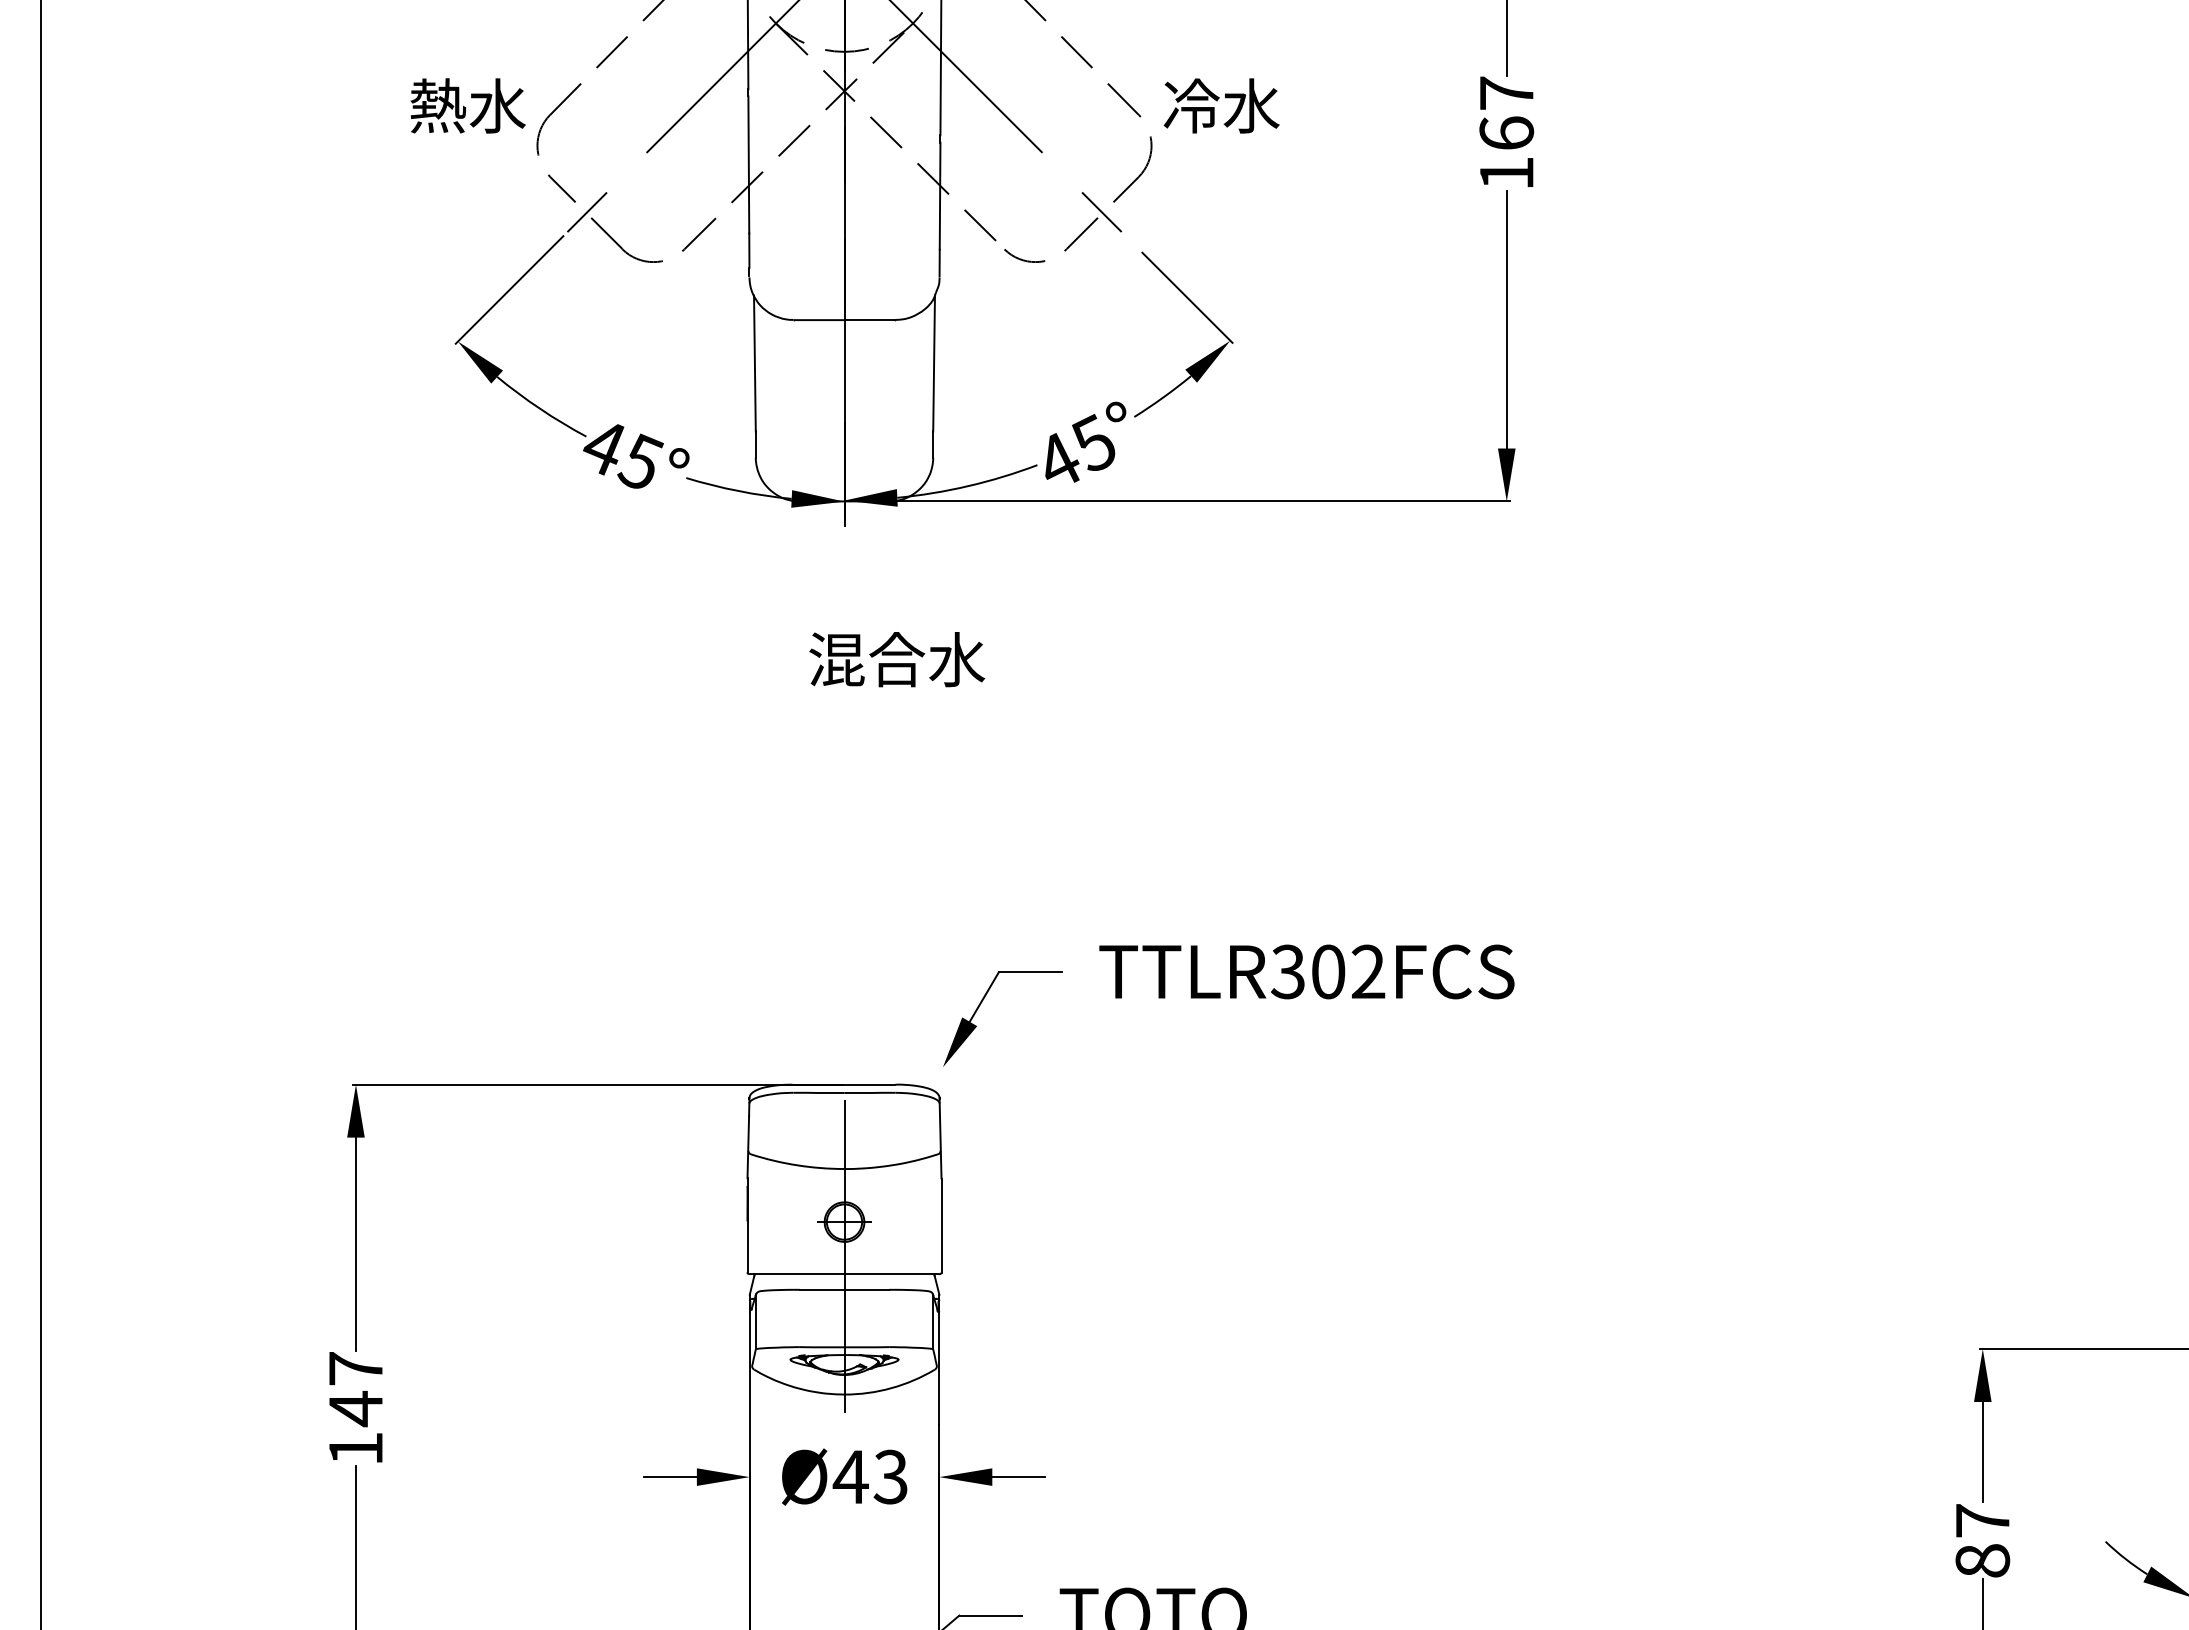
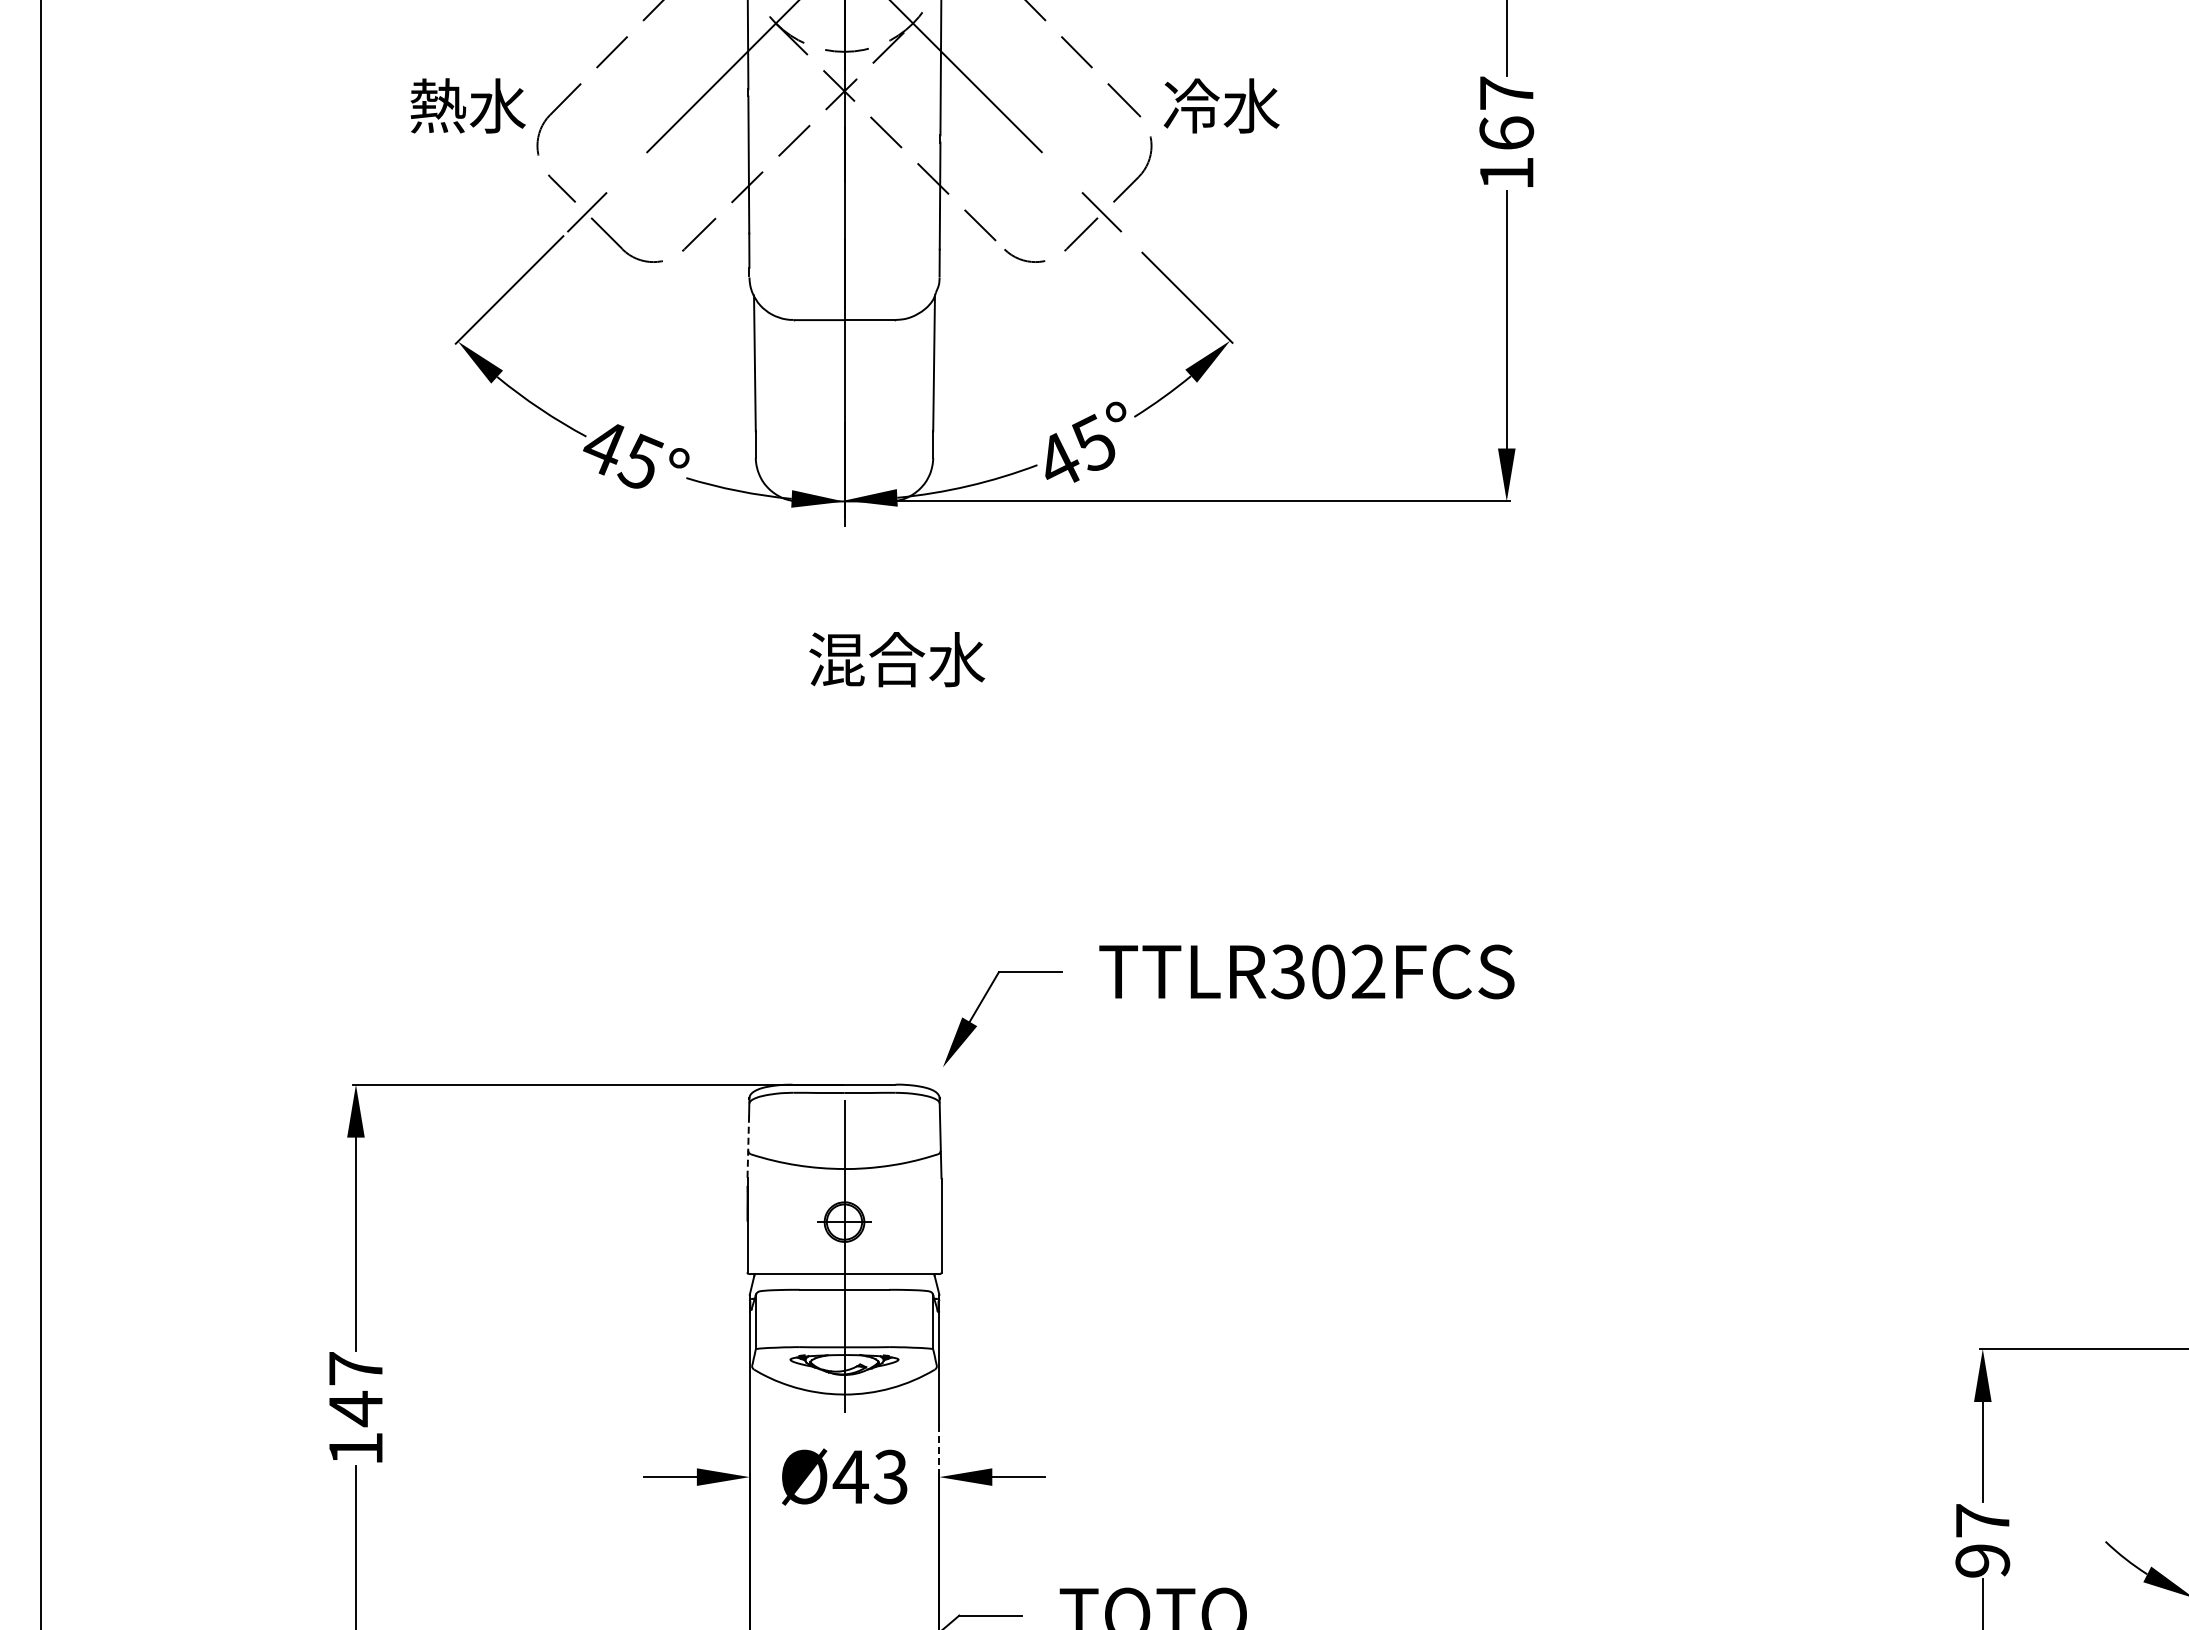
line: solid -> dashed (748, 1147)
line: solid -> dashed (939, 1451)
text: 87 -> 97 (1982, 1560)
